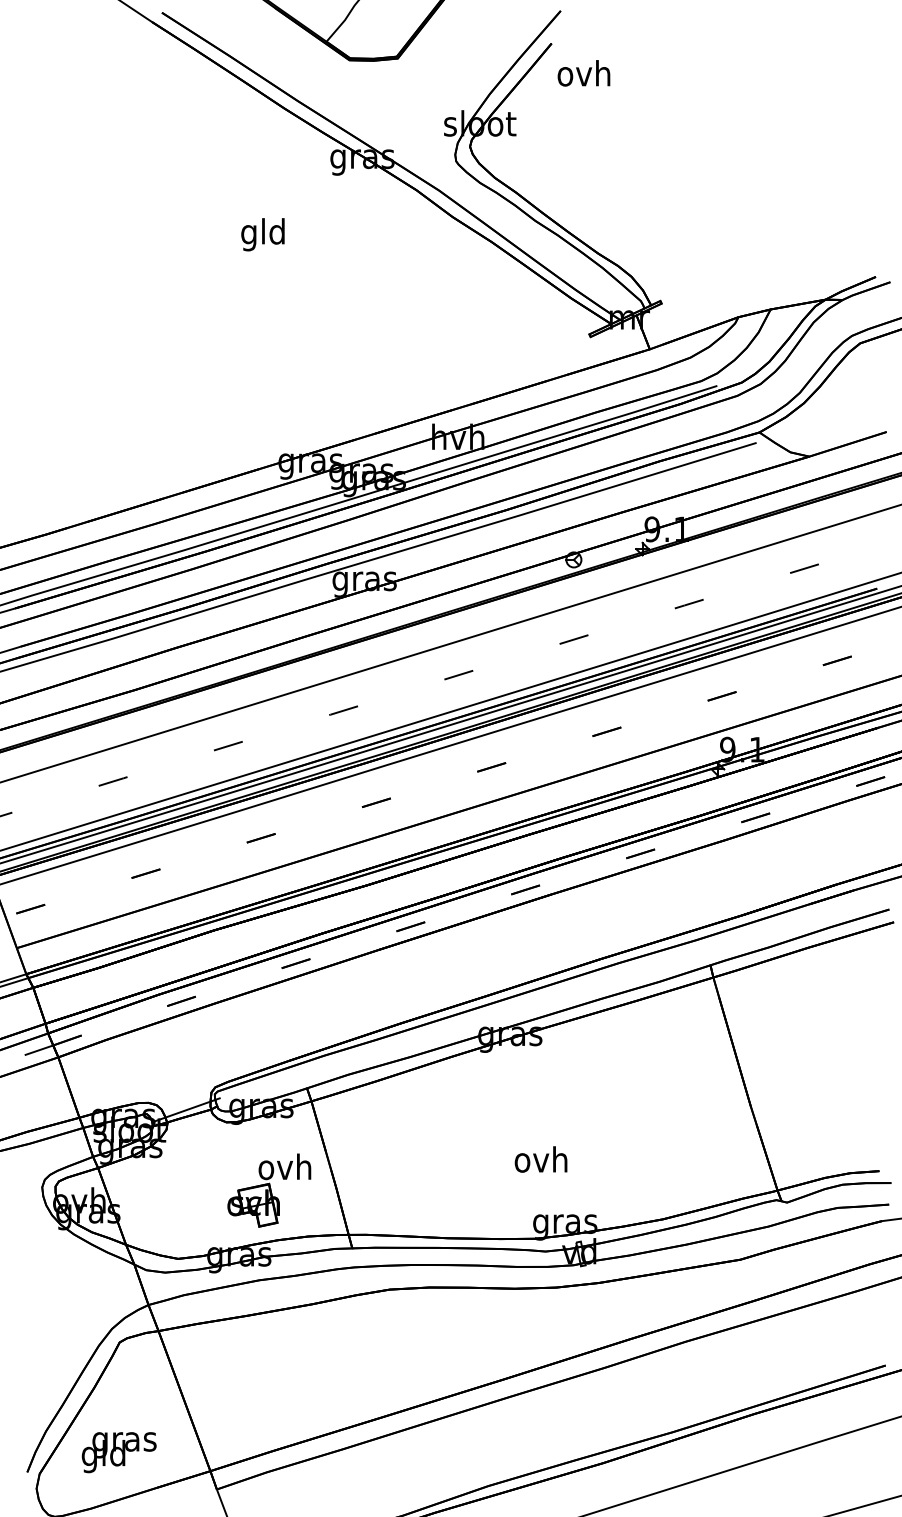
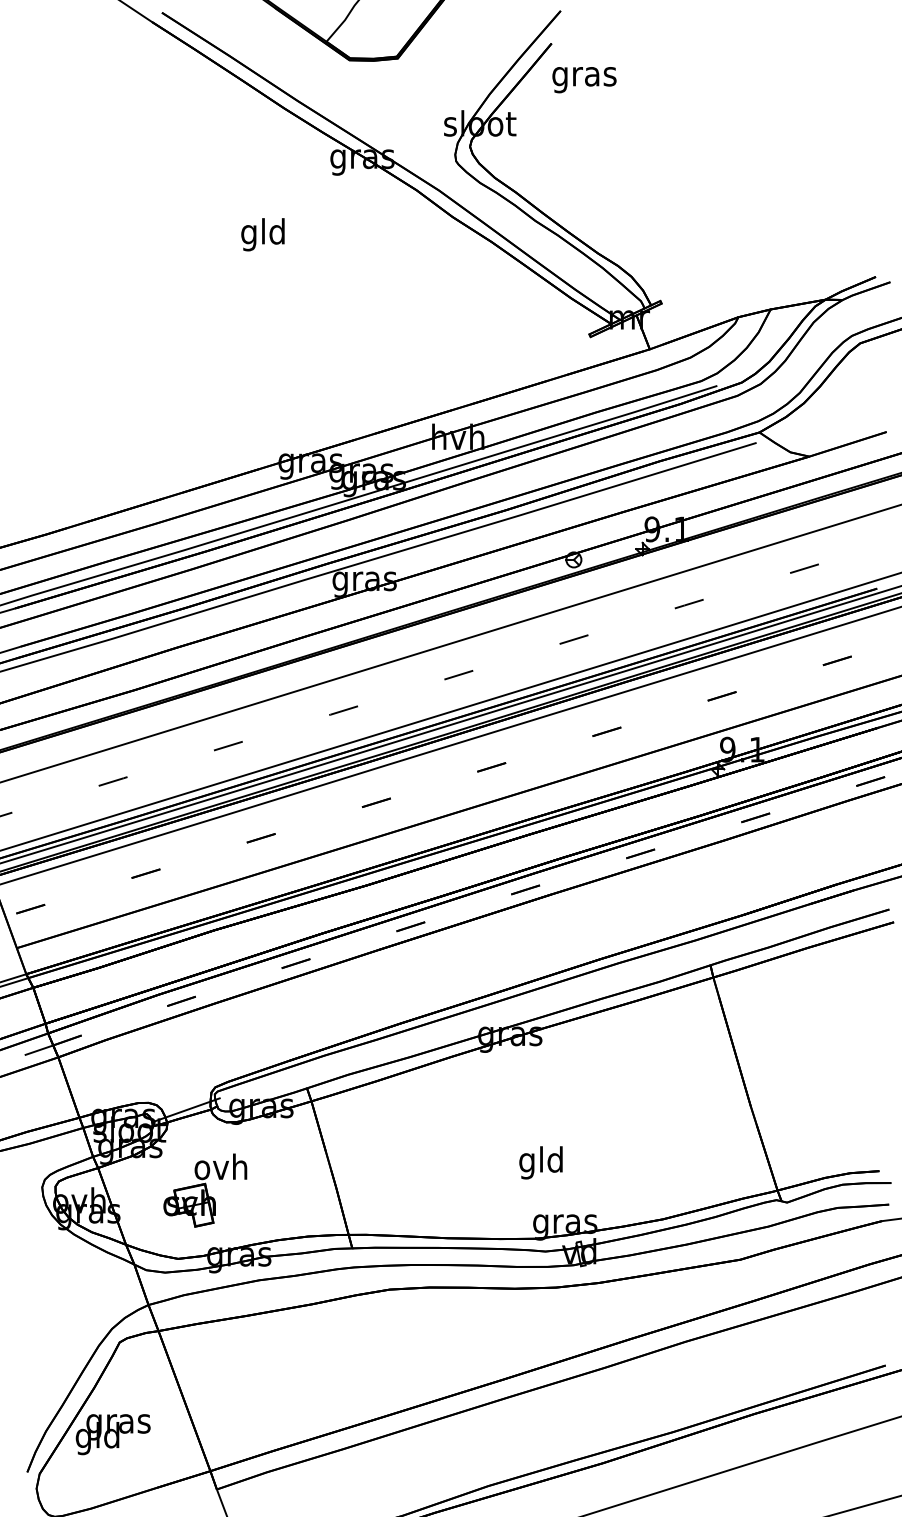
text: ovh -> gras (584, 76)
text: ovh -> gld (540, 1162)
part position: (269, 1190) -> (205, 1190) (205, 1190)
text position: (118, 1452) -> (112, 1434) (112, 1434)
